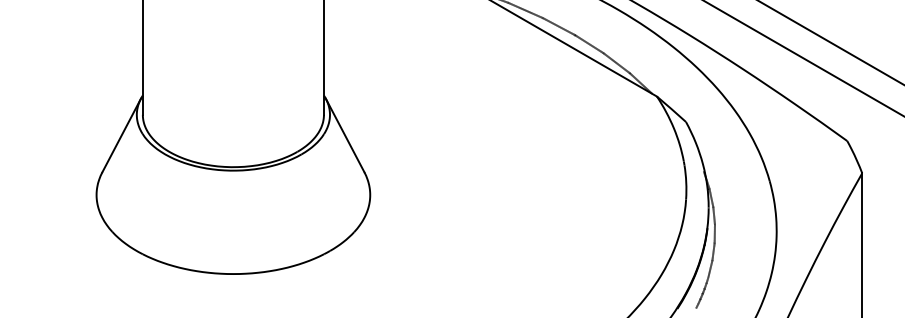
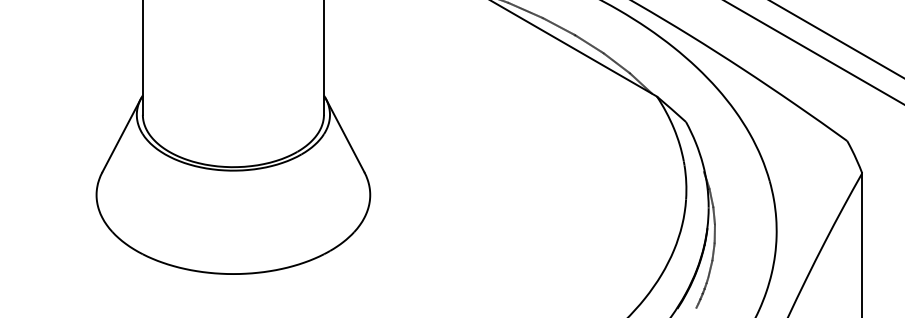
line position: (831, 42) -> (836, 39) (836, 39)
line position: (803, 58) -> (813, 52) (813, 52)
